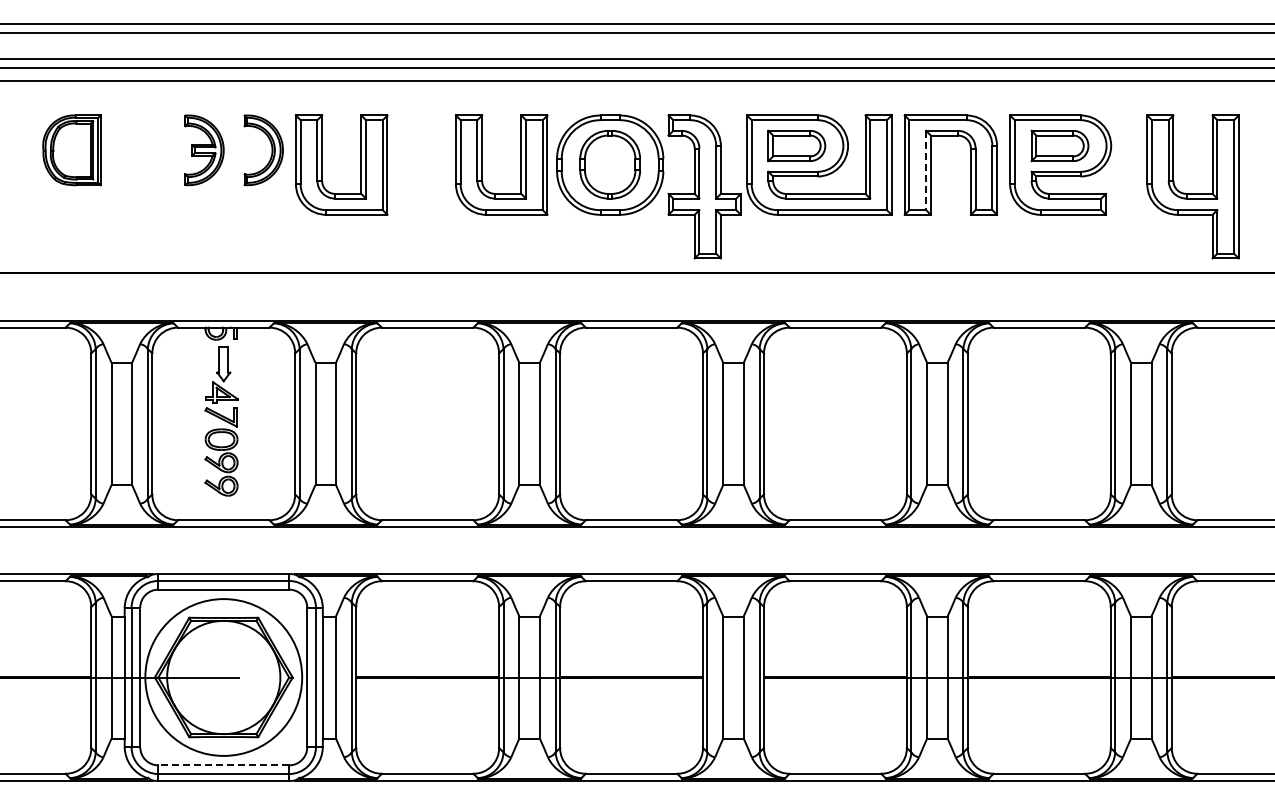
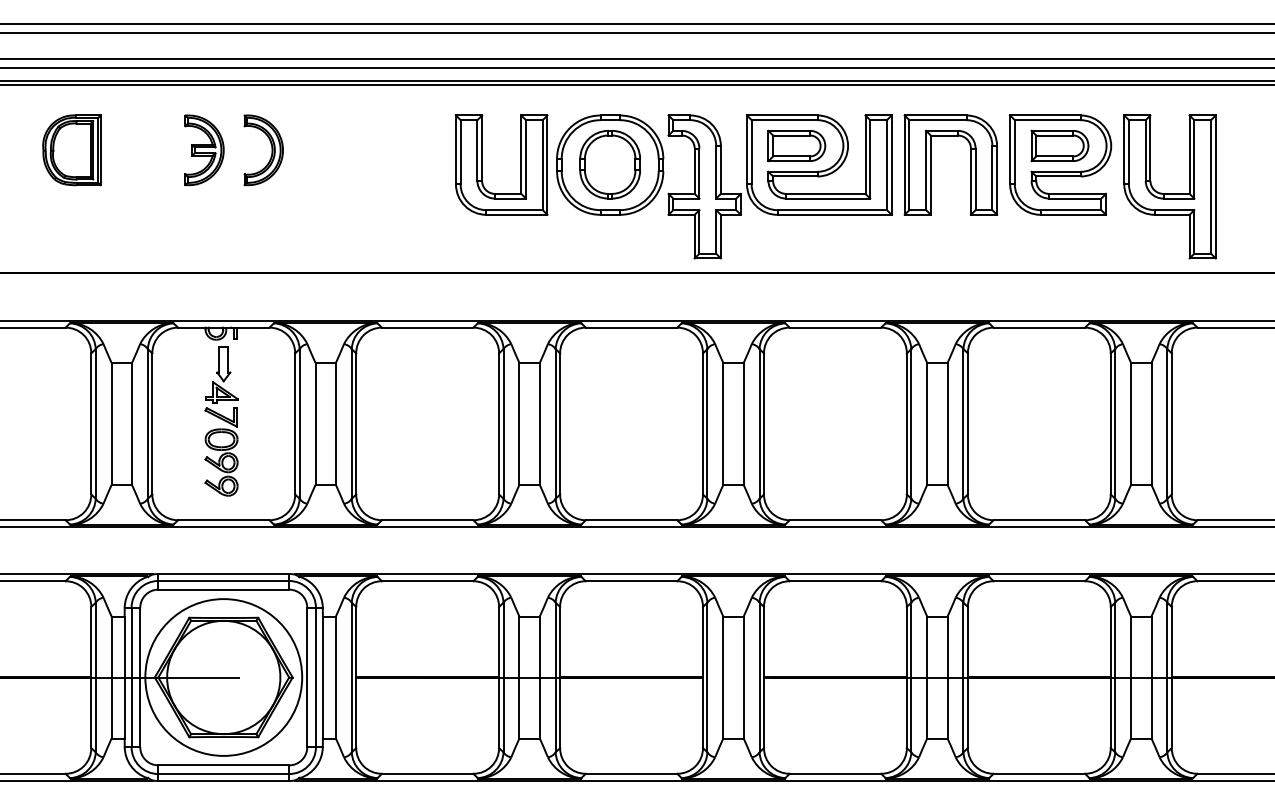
line: none -> present (636, 85)
part: present -> none (322, 164)
line: dashed -> solid (926, 170)
part position: (1192, 193) -> (1169, 193) (1169, 193)
line: dashed -> solid (223, 765)
